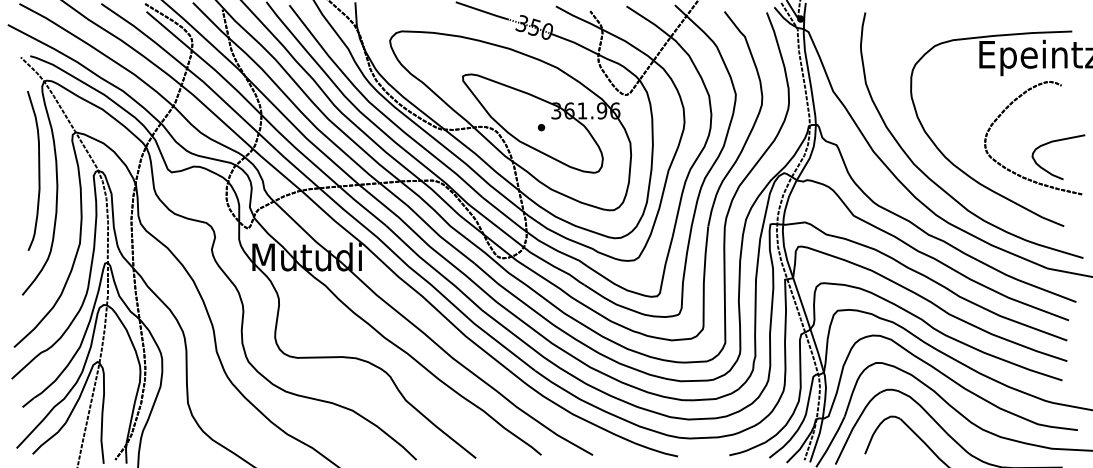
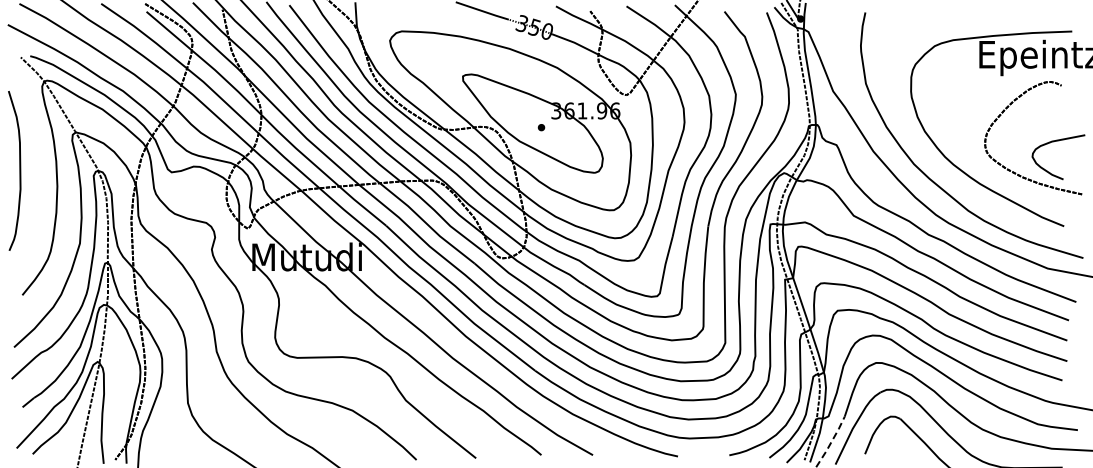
curve position: (38, 170) -> (19, 170) (19, 170)
line: solid -> dashed (831, 442)
